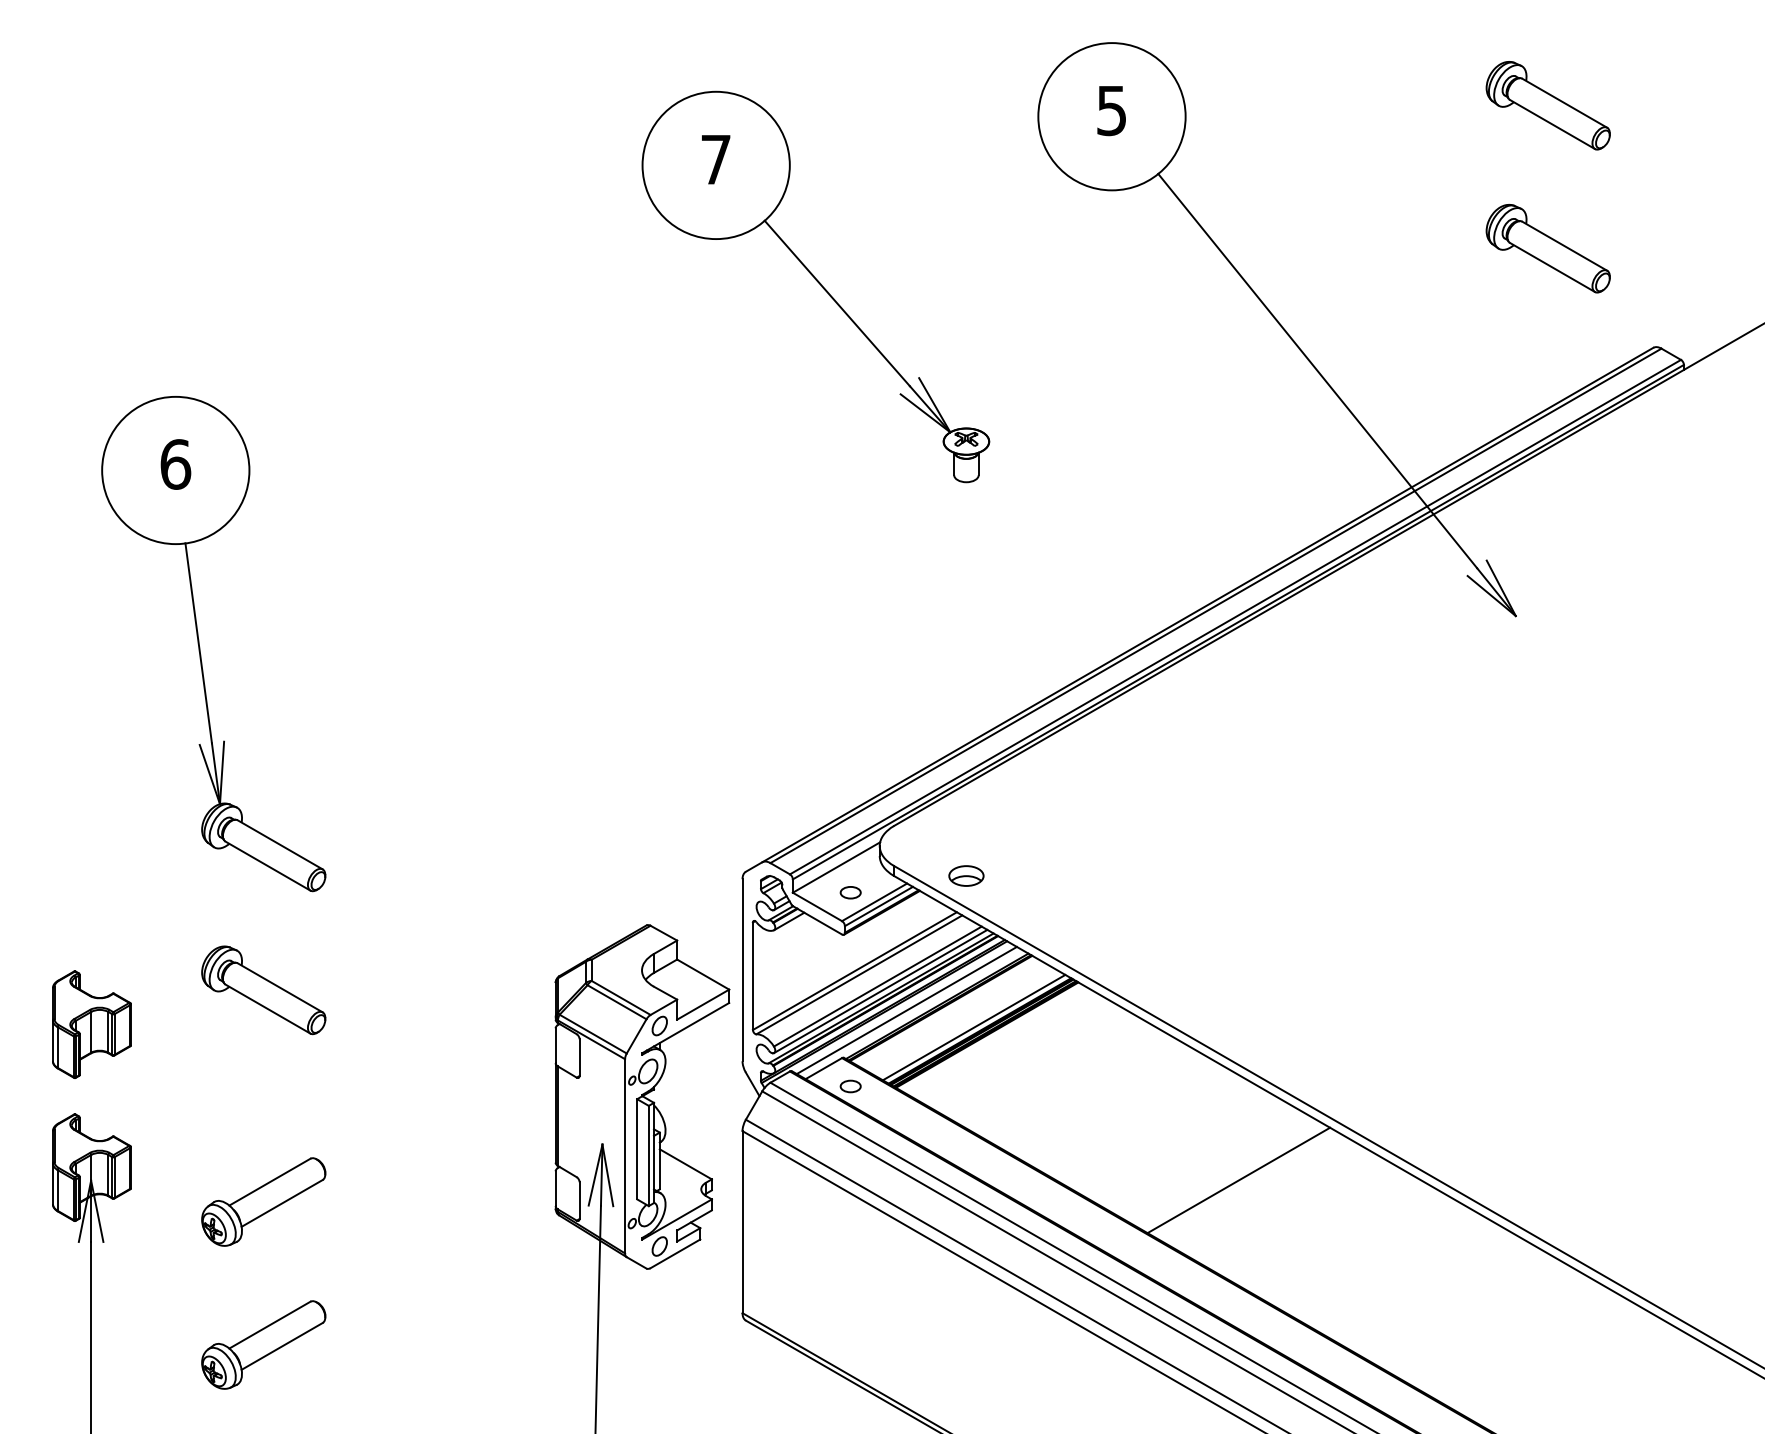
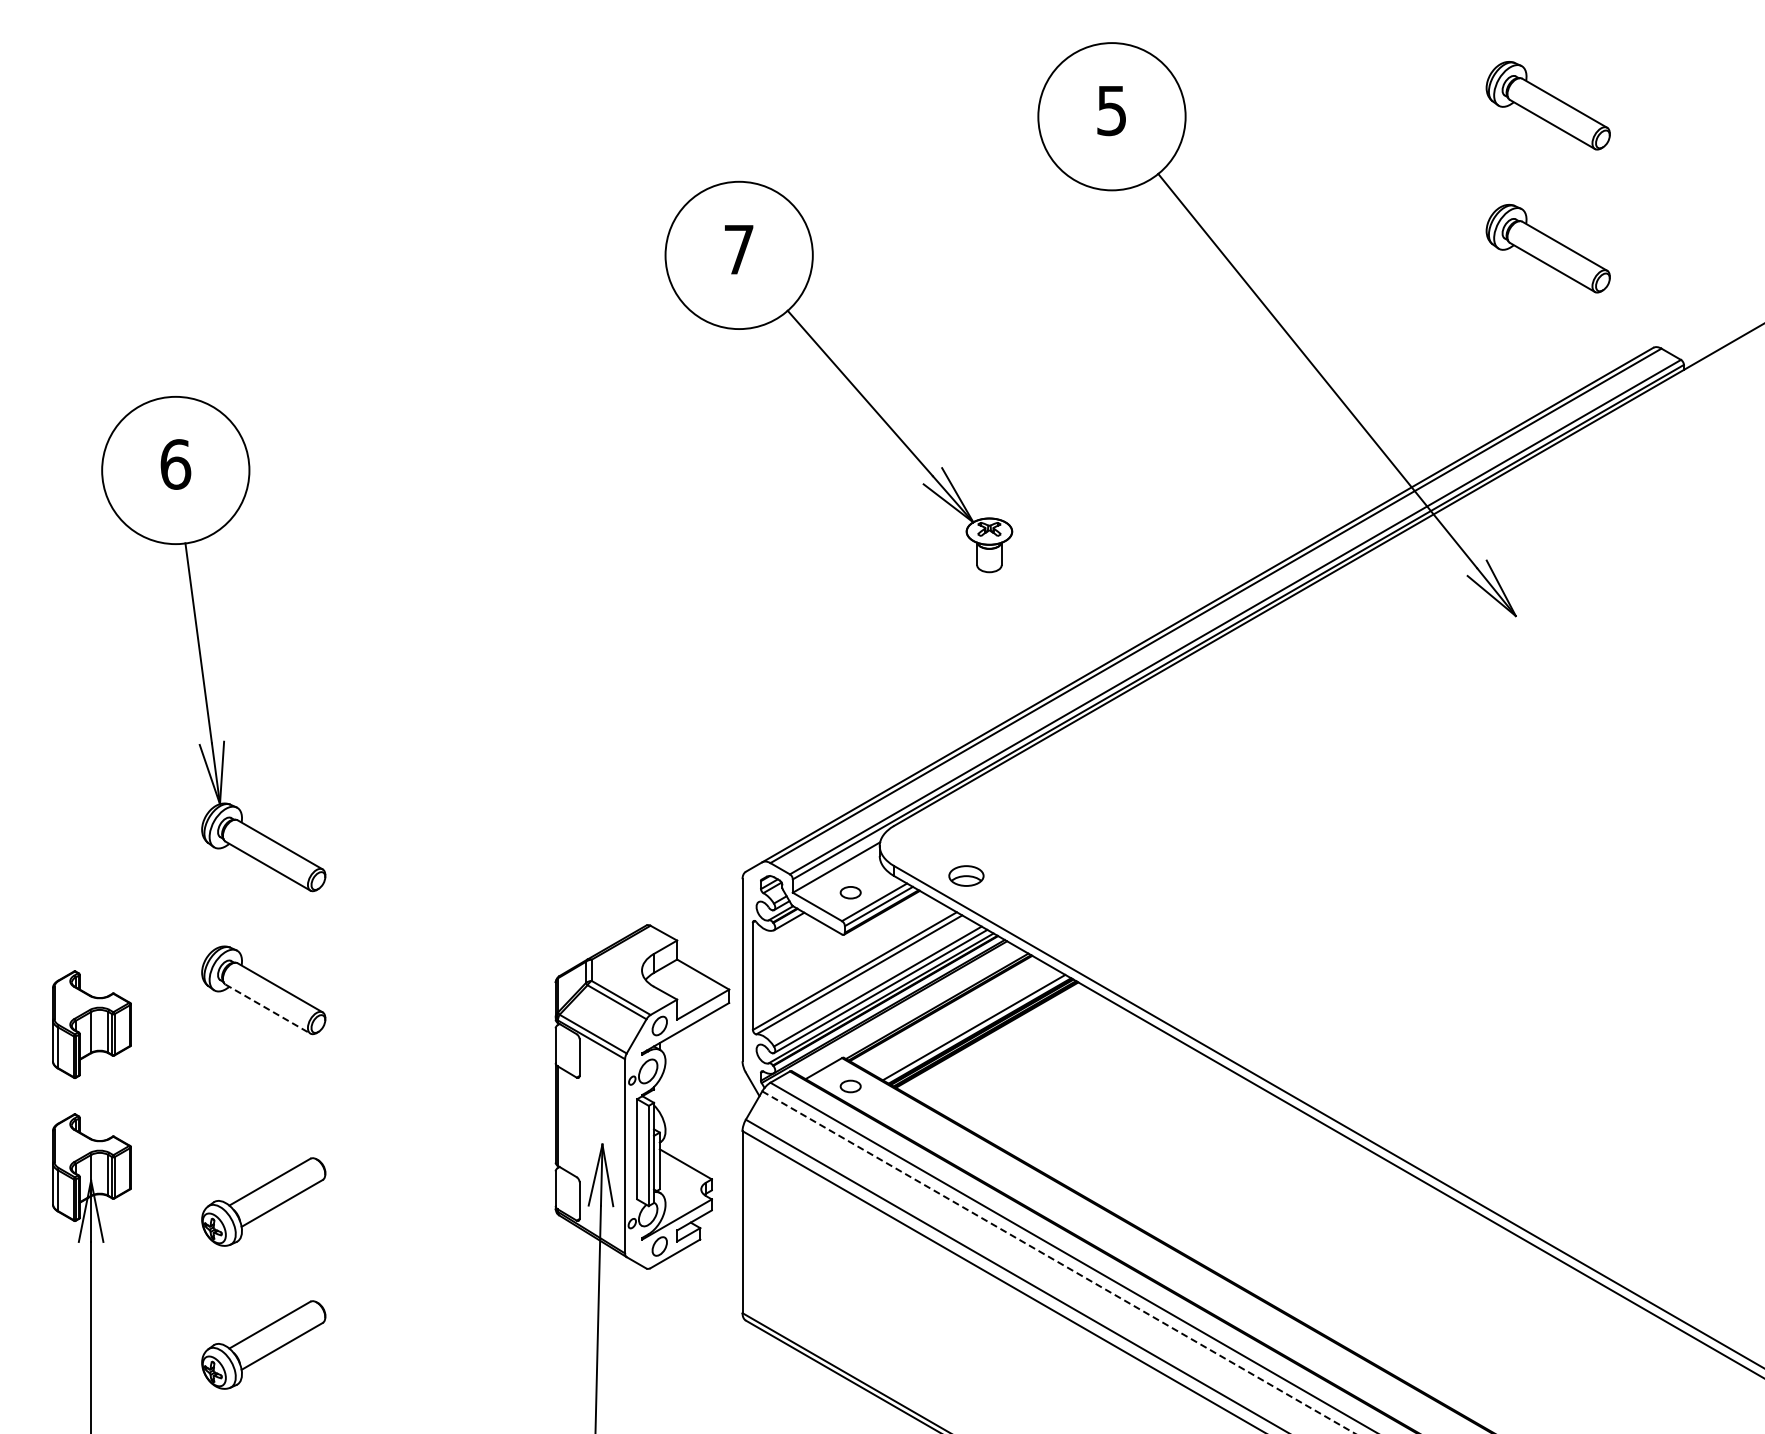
part position: (815, 286) -> (838, 376) (838, 376)
line: solid -> dashed (268, 1009)
line: present -> none (906, 1010)
line: present -> none (1238, 1180)
line: solid -> dashed (1059, 1262)
